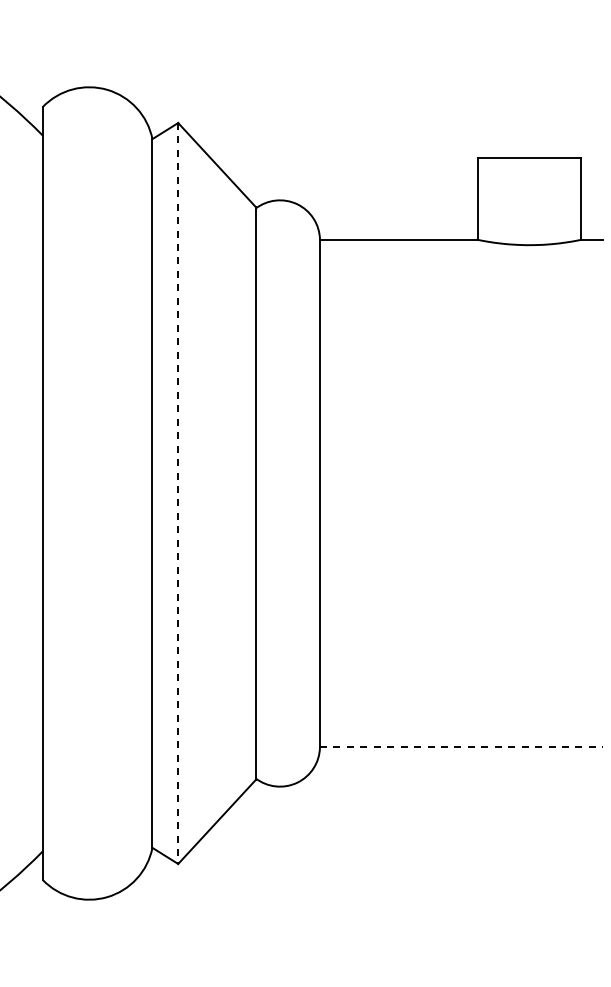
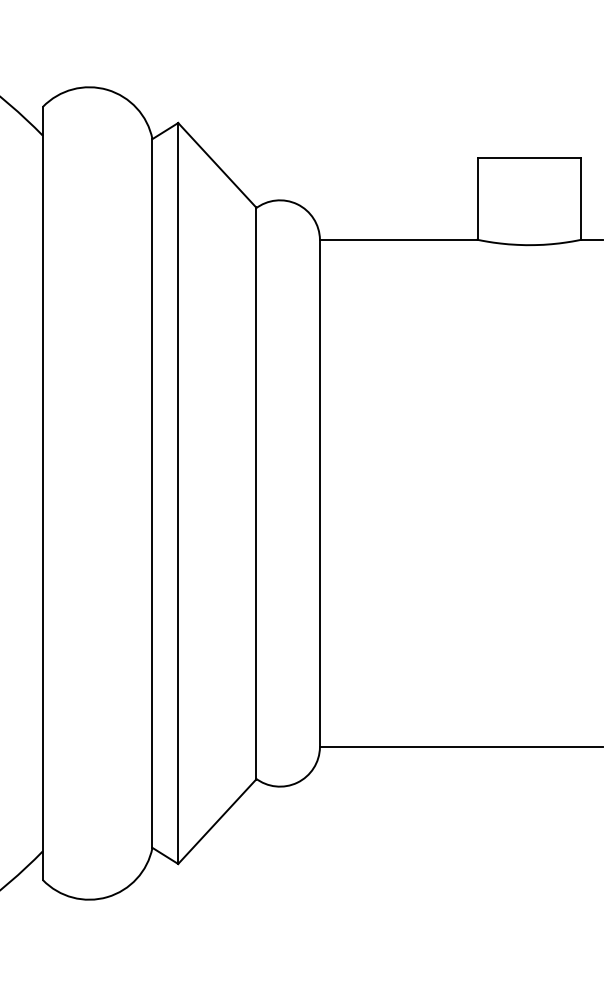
line: dashed -> solid (178, 494)
line: dashed -> solid (461, 747)
